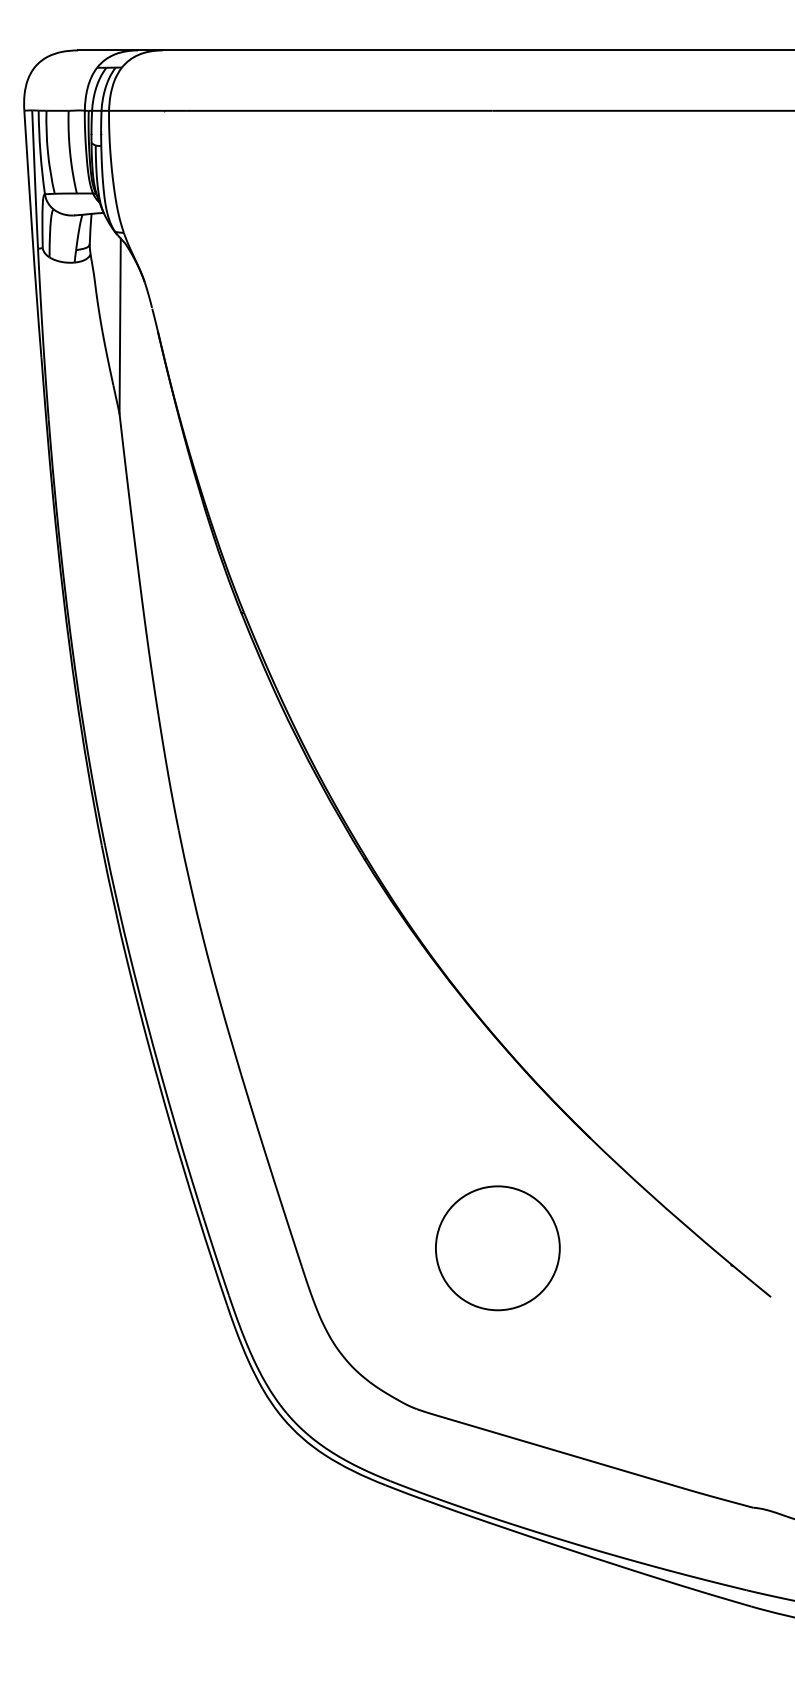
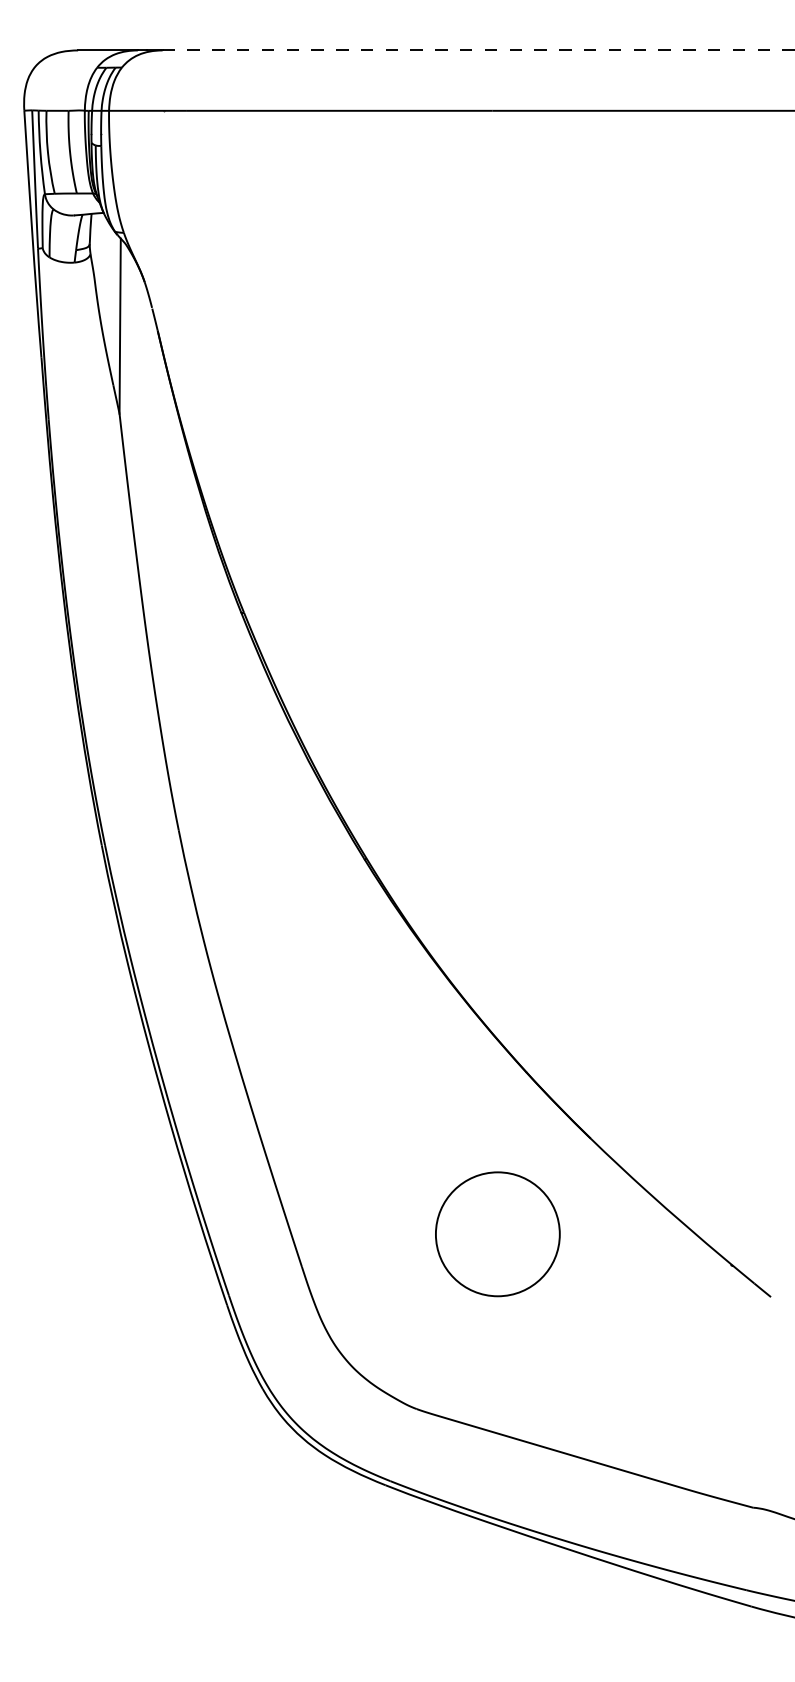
line: solid -> dashed (479, 50)
circle position: (497, 1248) -> (497, 1234) (497, 1234)
